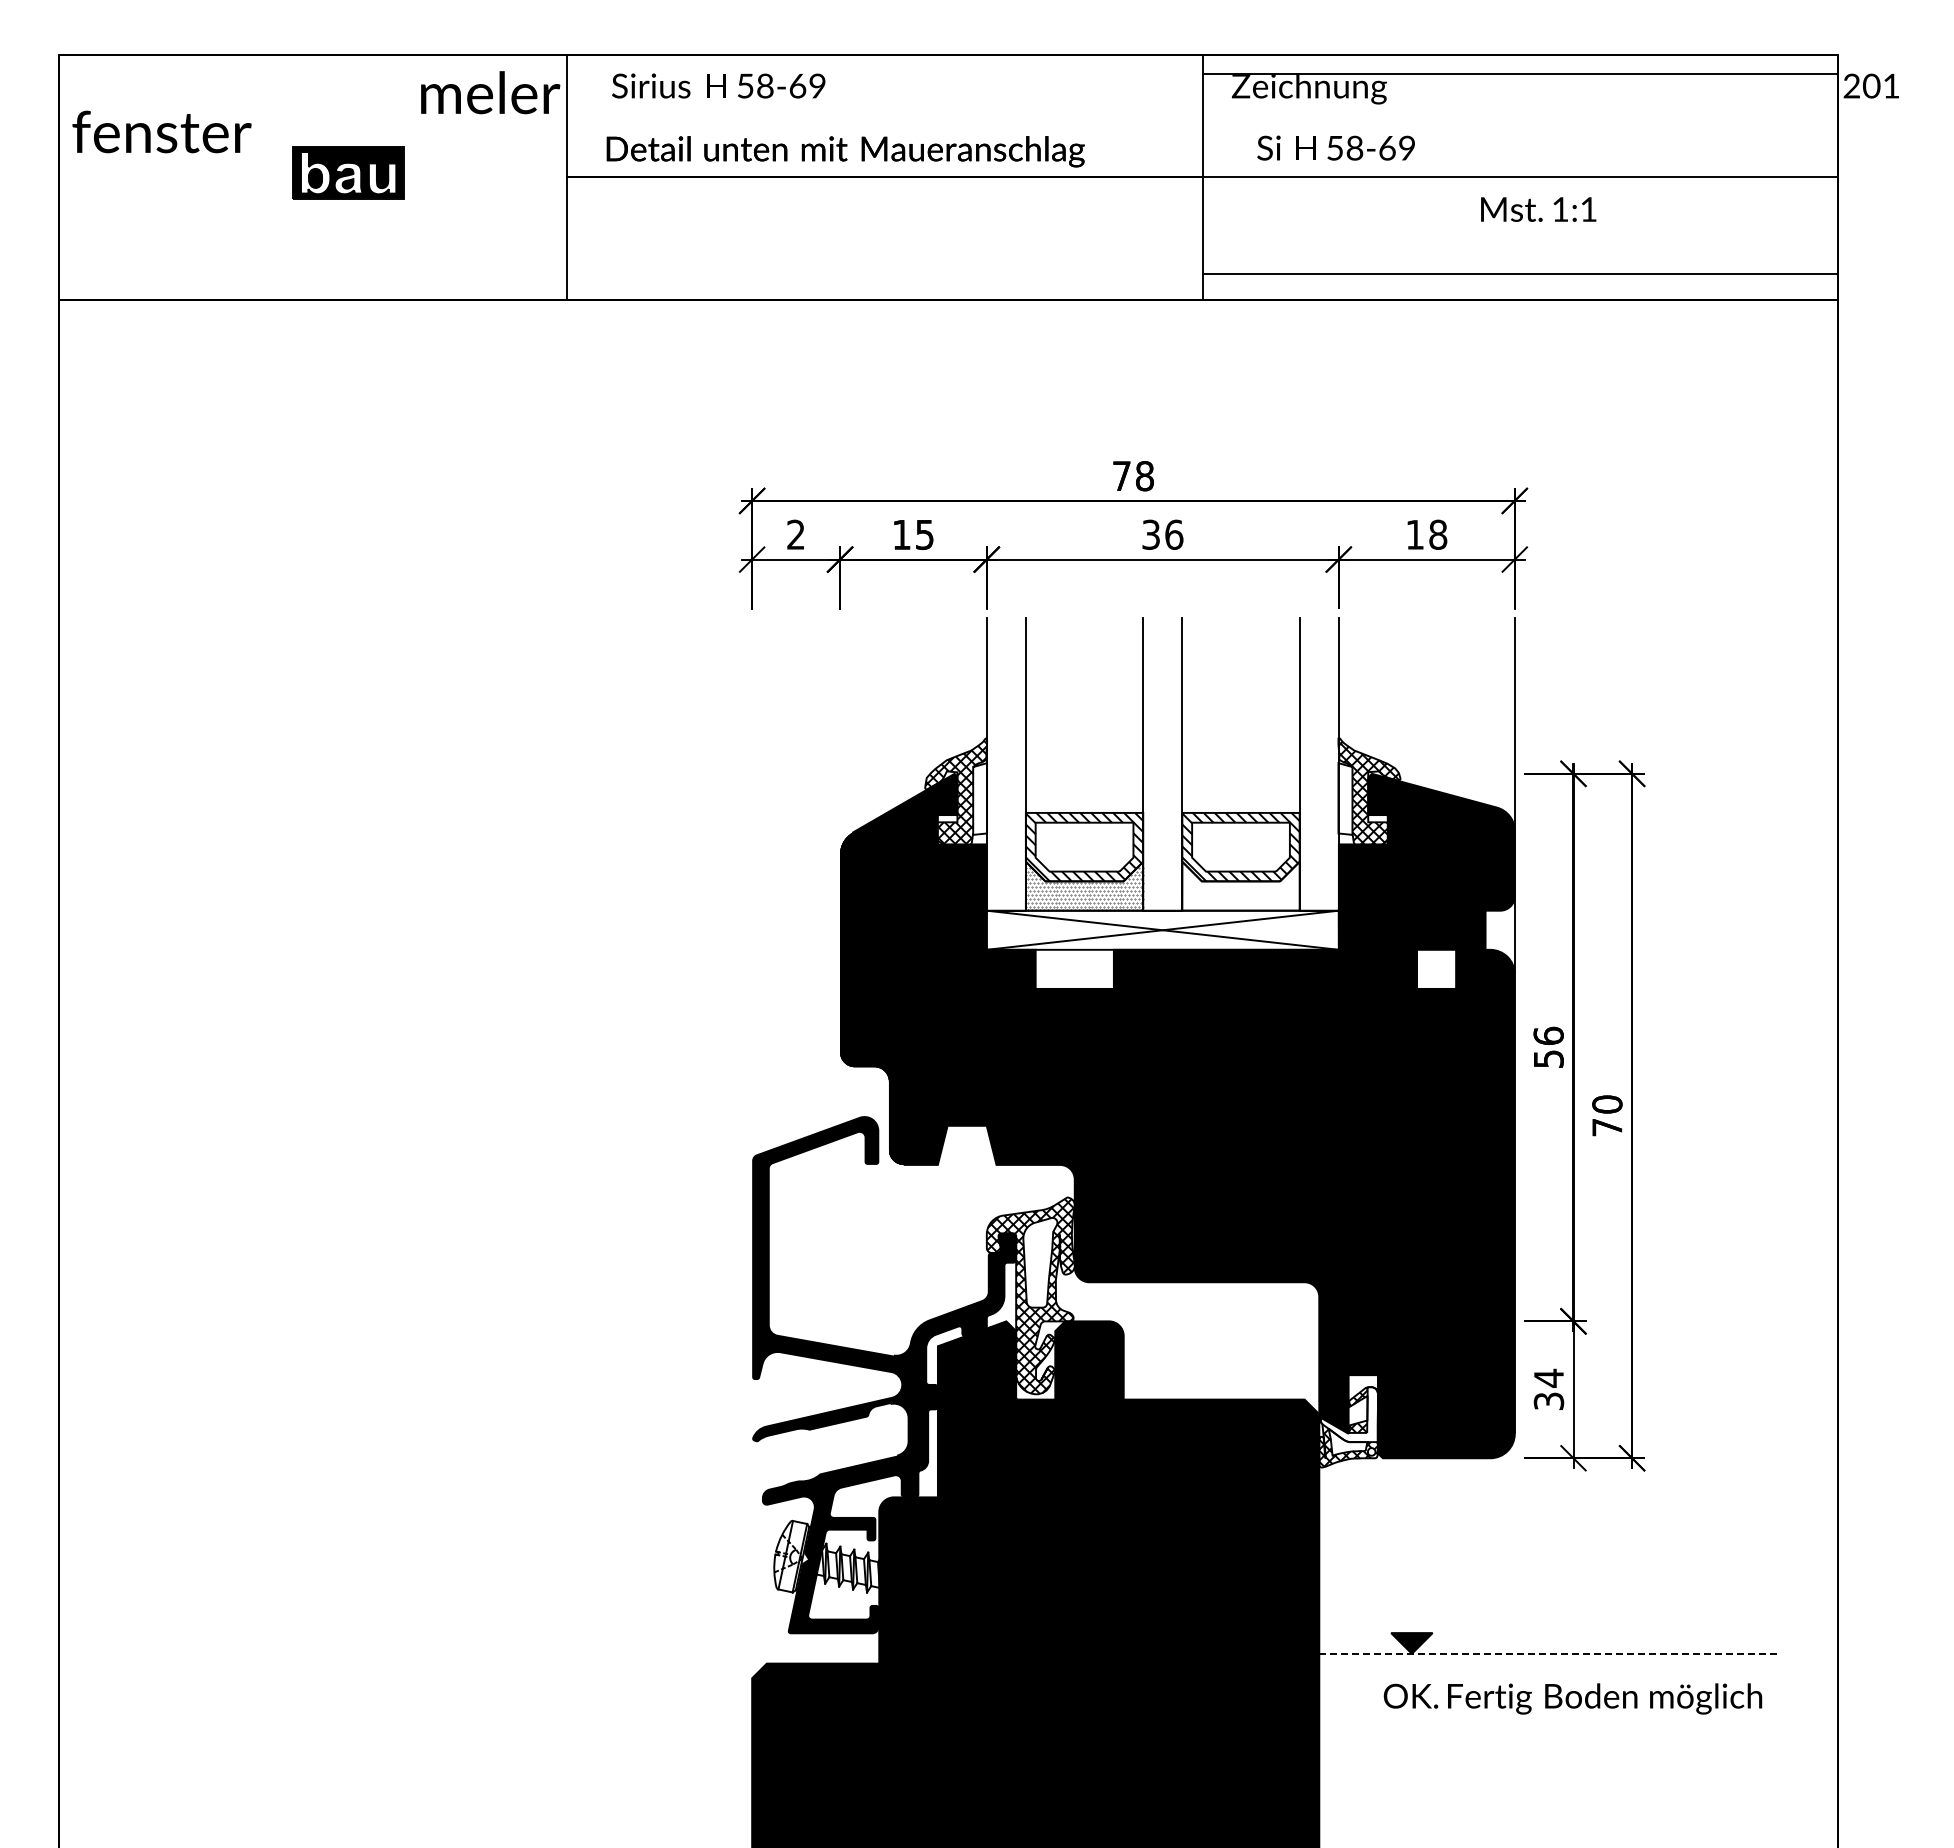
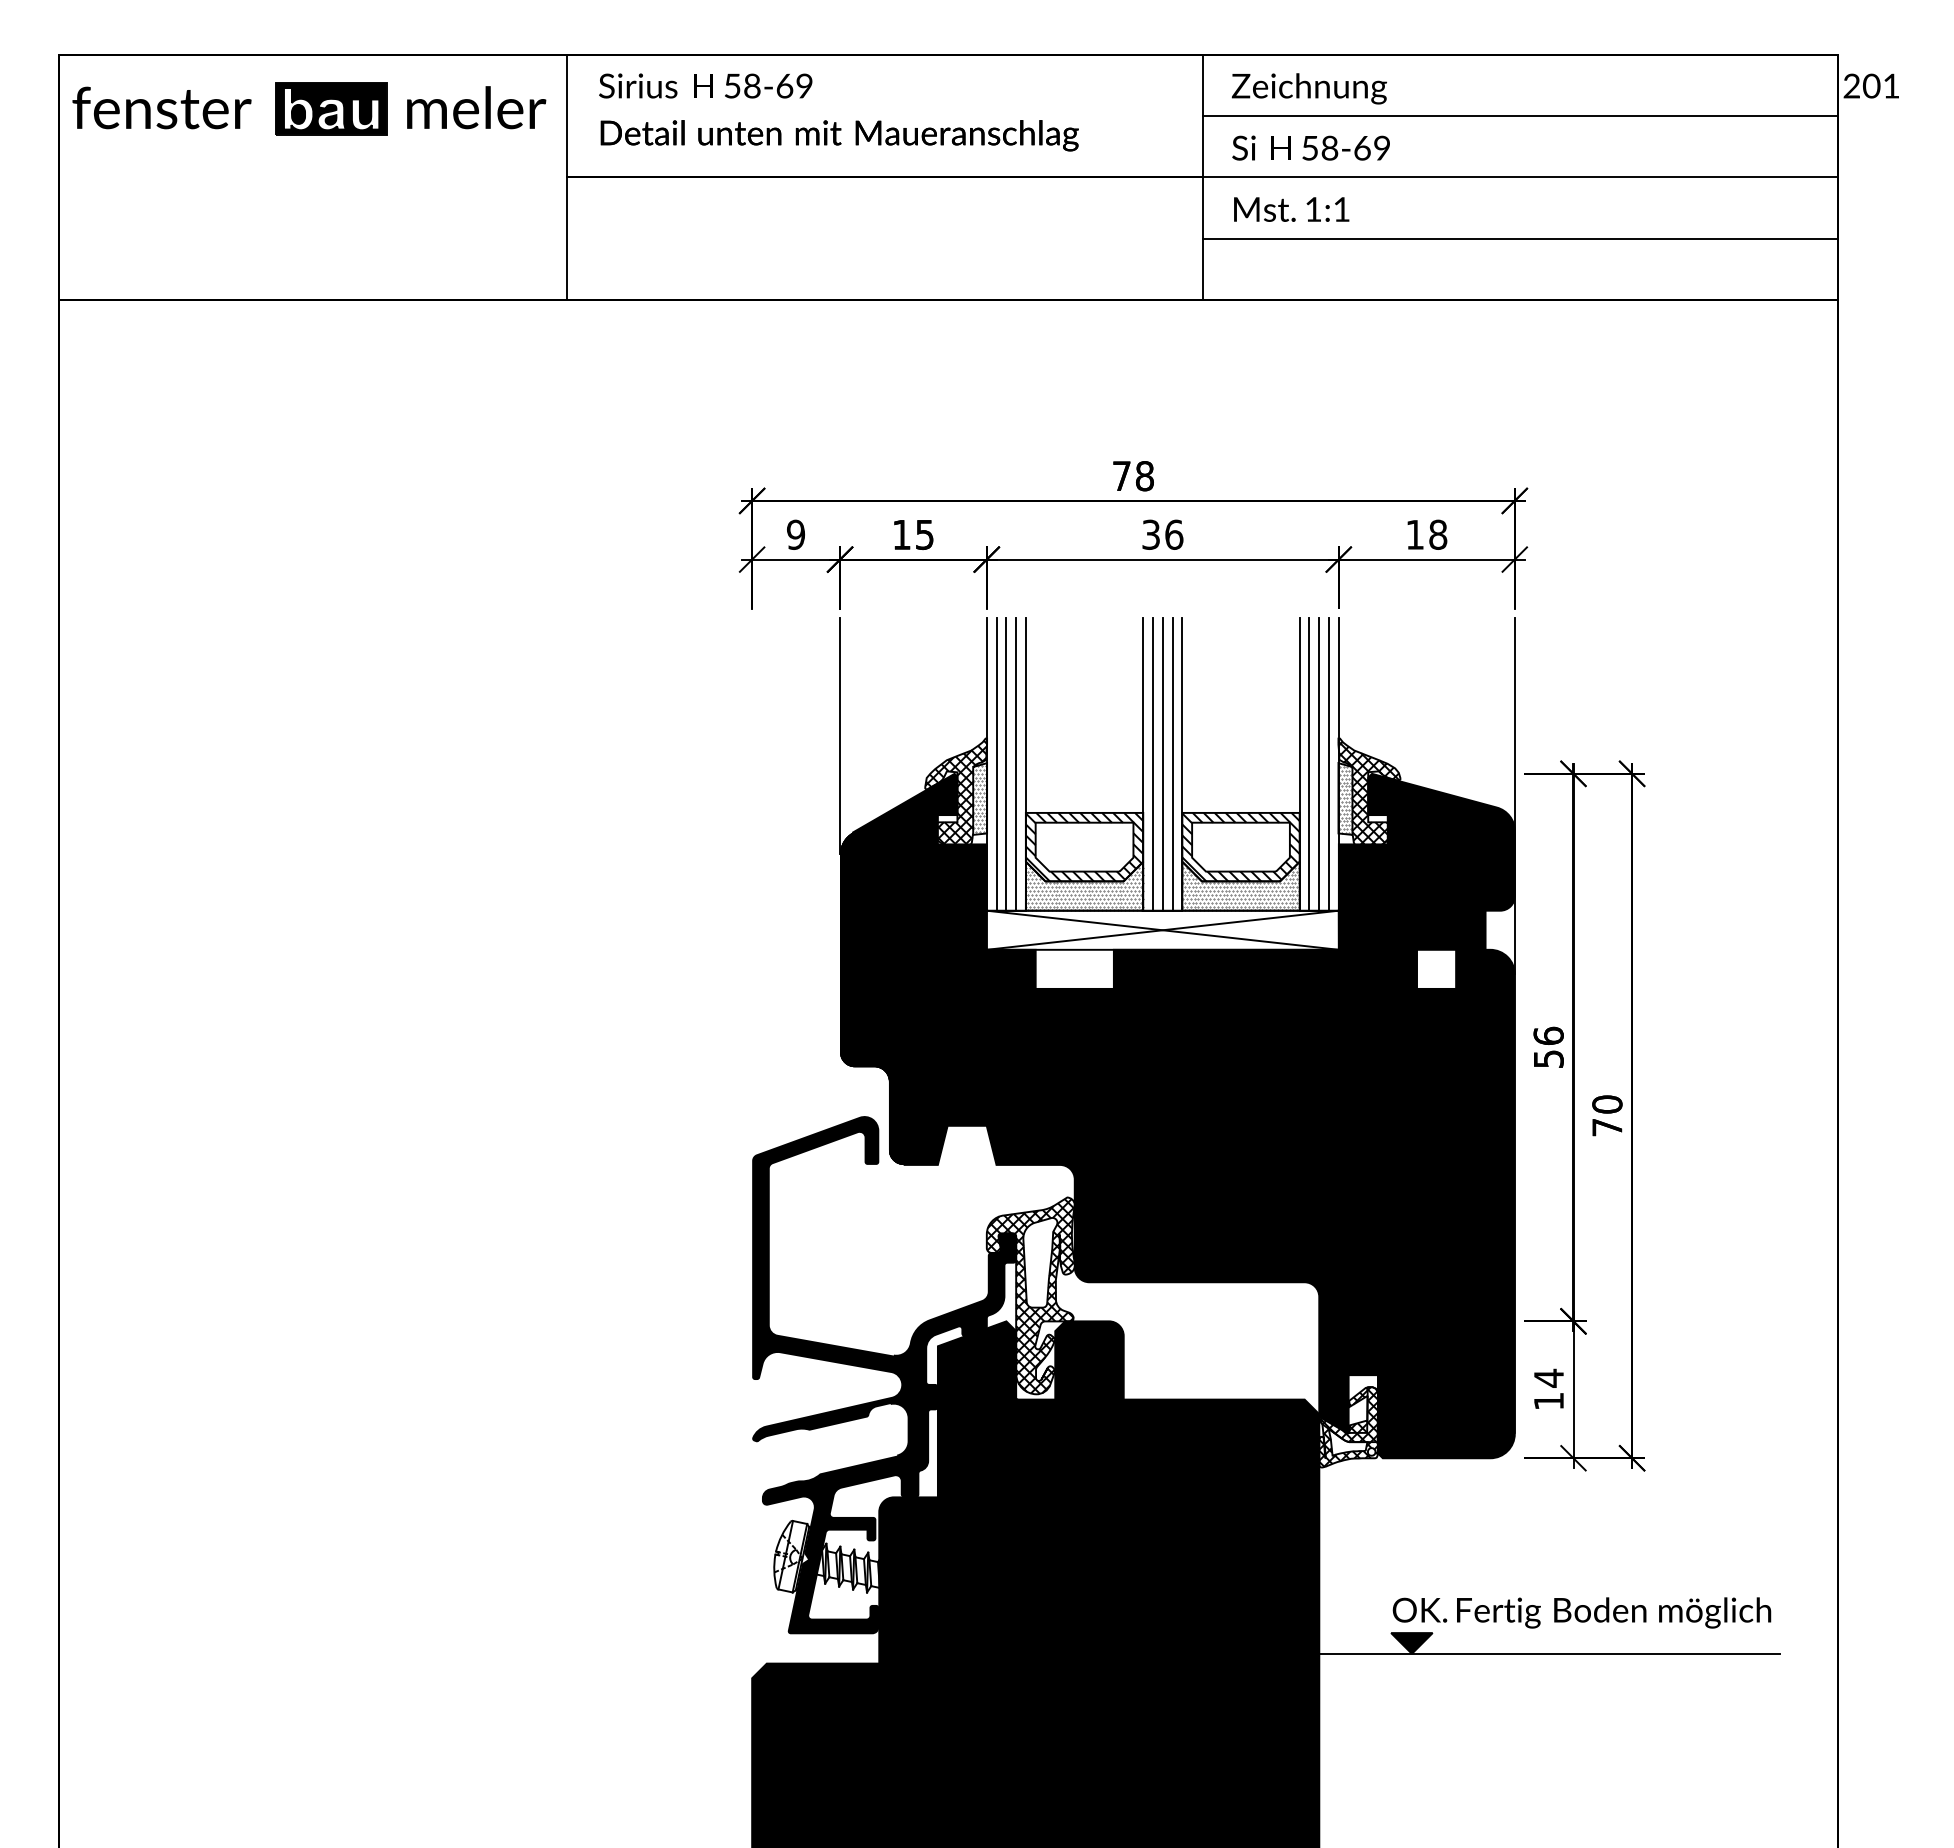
line position: (1520, 74) -> (1520, 116) (1520, 116)
text position: (718, 85) -> (705, 85) (705, 85)
text position: (490, 92) -> (476, 107) (476, 107)
text position: (161, 131) -> (161, 107) (161, 107)
text position: (1335, 147) -> (1310, 147) (1310, 147)
text position: (845, 151) -> (839, 135) (839, 135)
part position: (348, 172) -> (331, 108) (331, 108)
text position: (1538, 209) -> (1291, 209) (1291, 209)
line position: (1520, 273) -> (1520, 238) (1520, 238)
text: 2 -> 9 (796, 534)
line: none -> present (840, 736)
line: none -> present (996, 764)
line: none -> present (1006, 764)
line: none -> present (1016, 764)
line: none -> present (1153, 764)
line: none -> present (1162, 764)
line: none -> present (1172, 764)
line: none -> present (1309, 764)
line: none -> present (1319, 764)
line: none -> present (1329, 764)
hatch: none -> present (979, 798)
hatch: none -> present (1345, 800)
hatch: none -> present (1240, 888)
text: 34 -> 14 (1548, 1401)
hatch: none -> present (1349, 1414)
line: dashed -> solid (1549, 1653)
text position: (1572, 1698) -> (1581, 1612) (1581, 1612)
